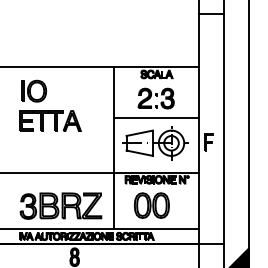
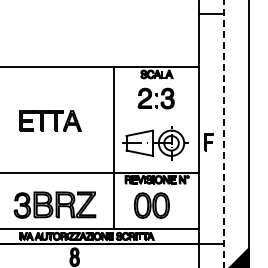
part: present -> none (33, 90)
line: present -> none (156, 117)
line: solid -> dashed (223, 133)
part position: (60, 205) -> (54, 204) (54, 204)
